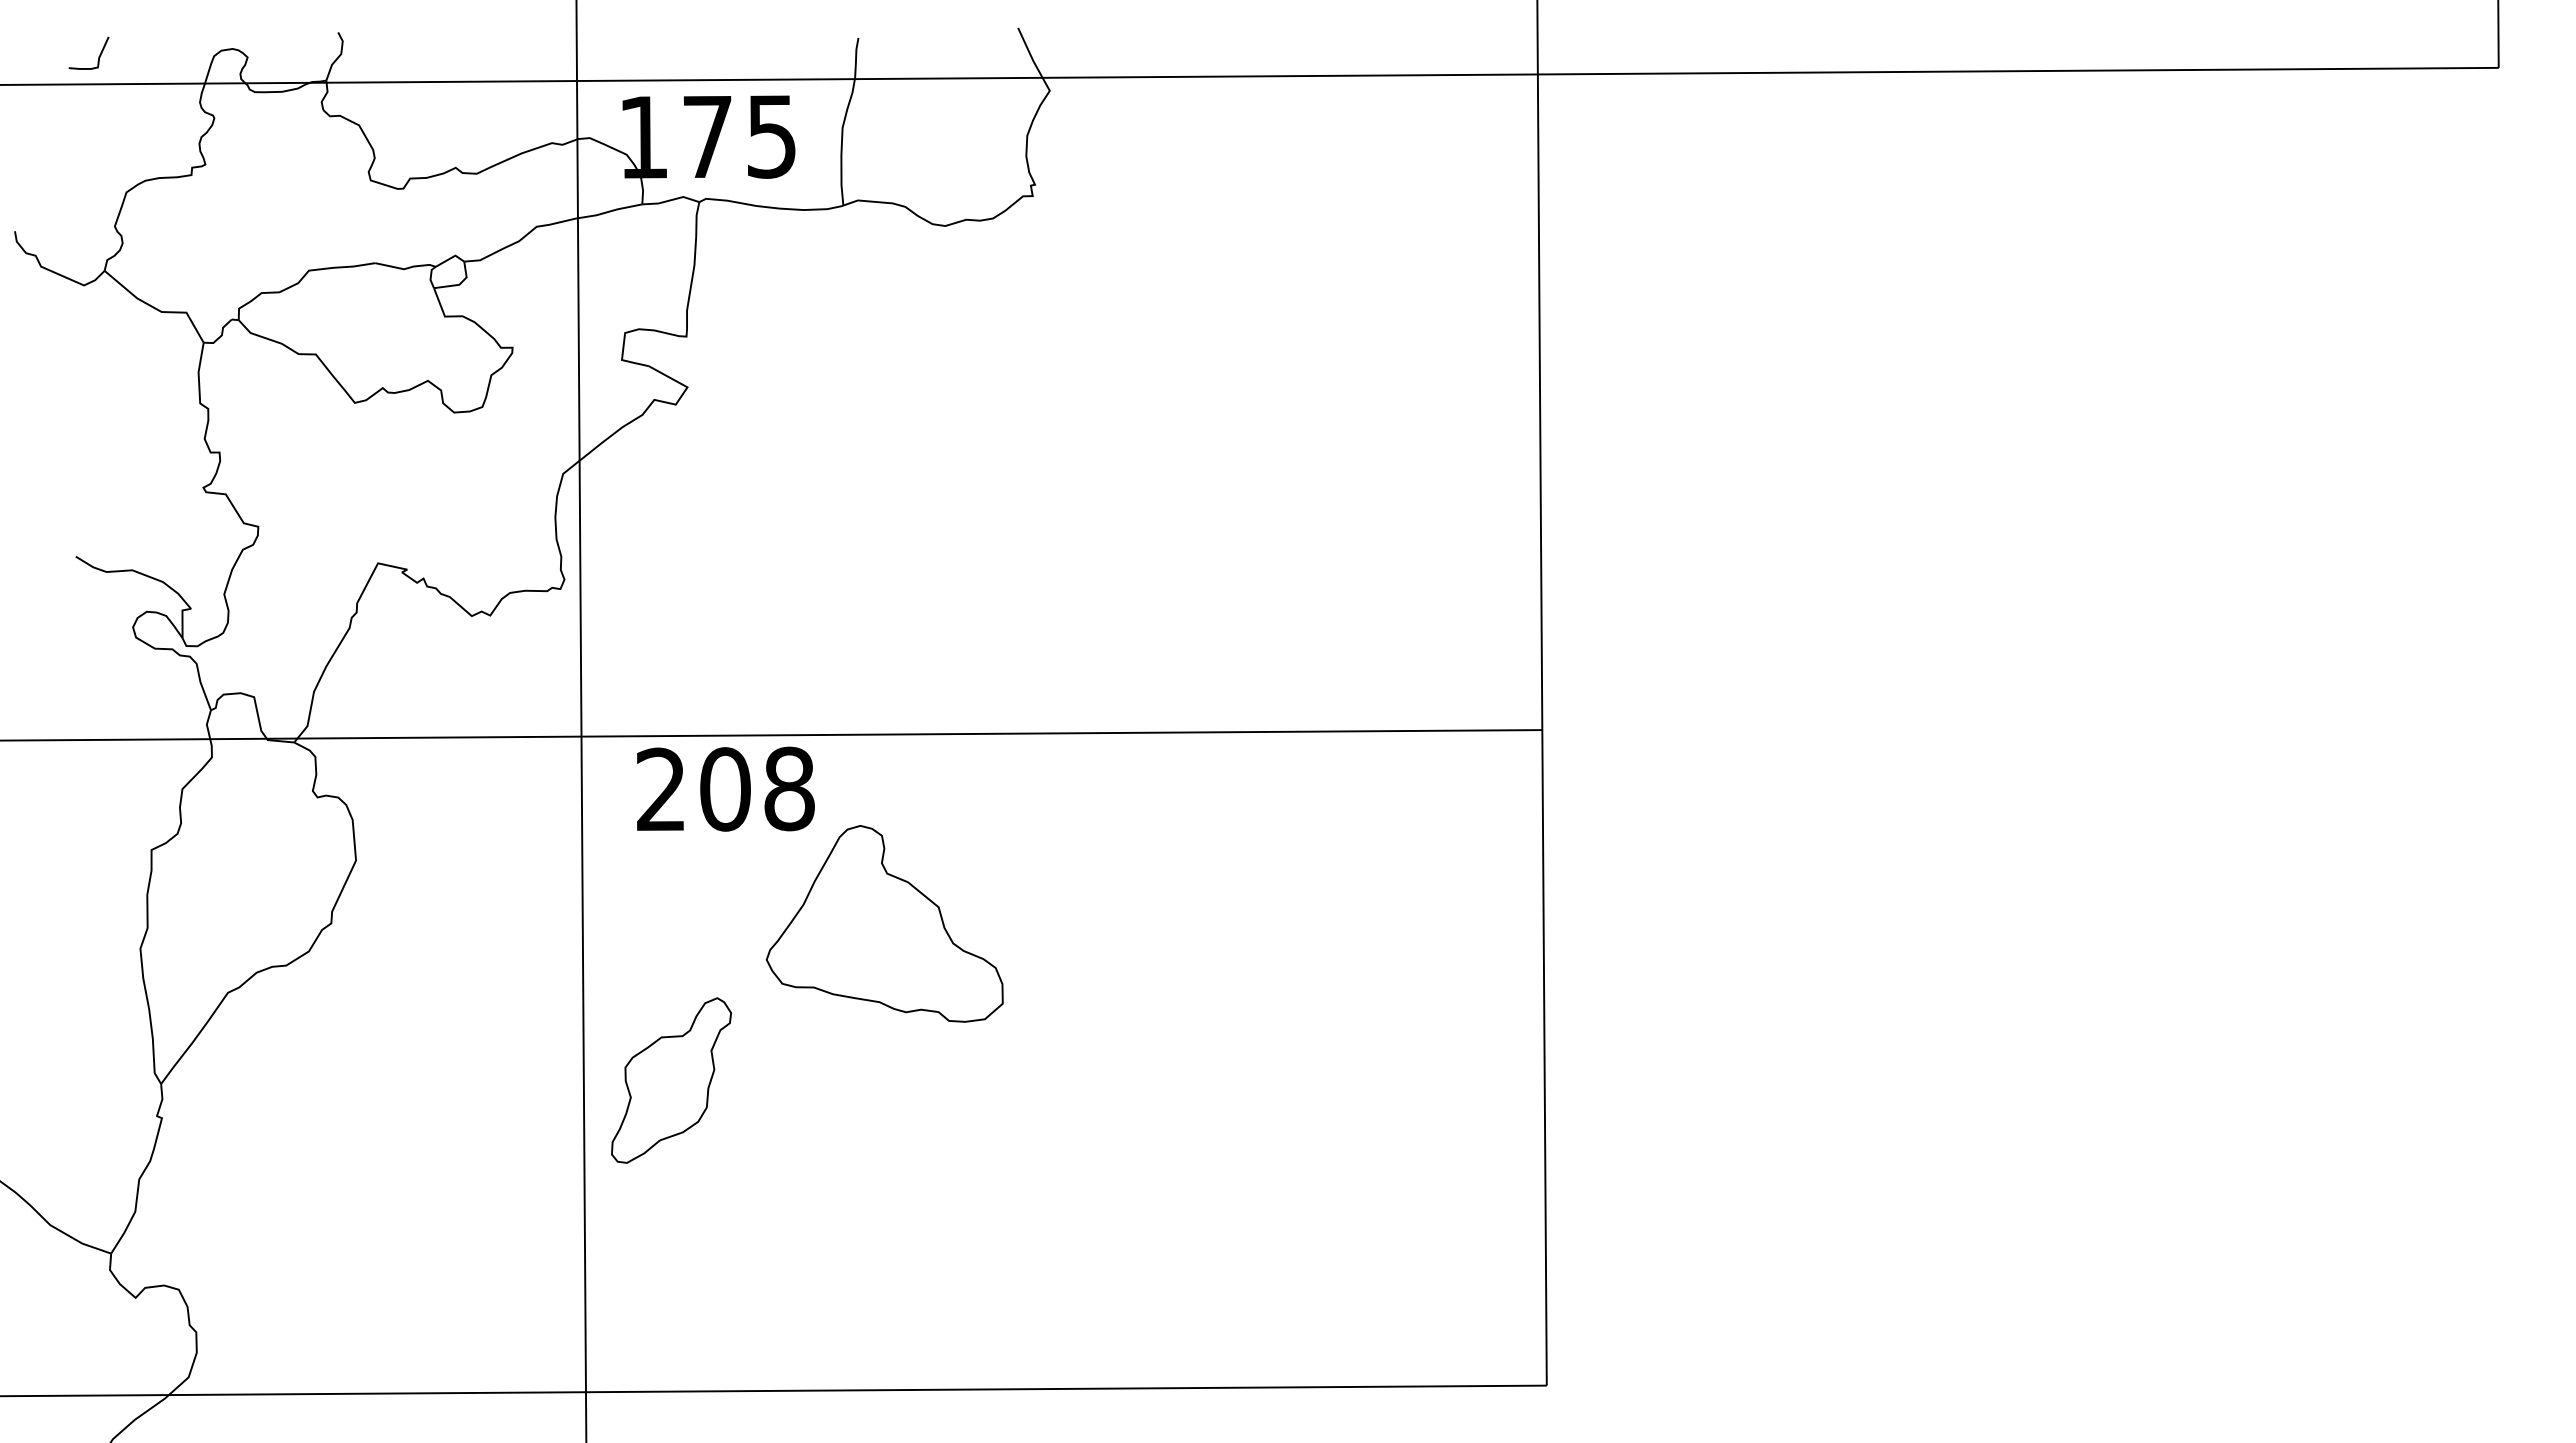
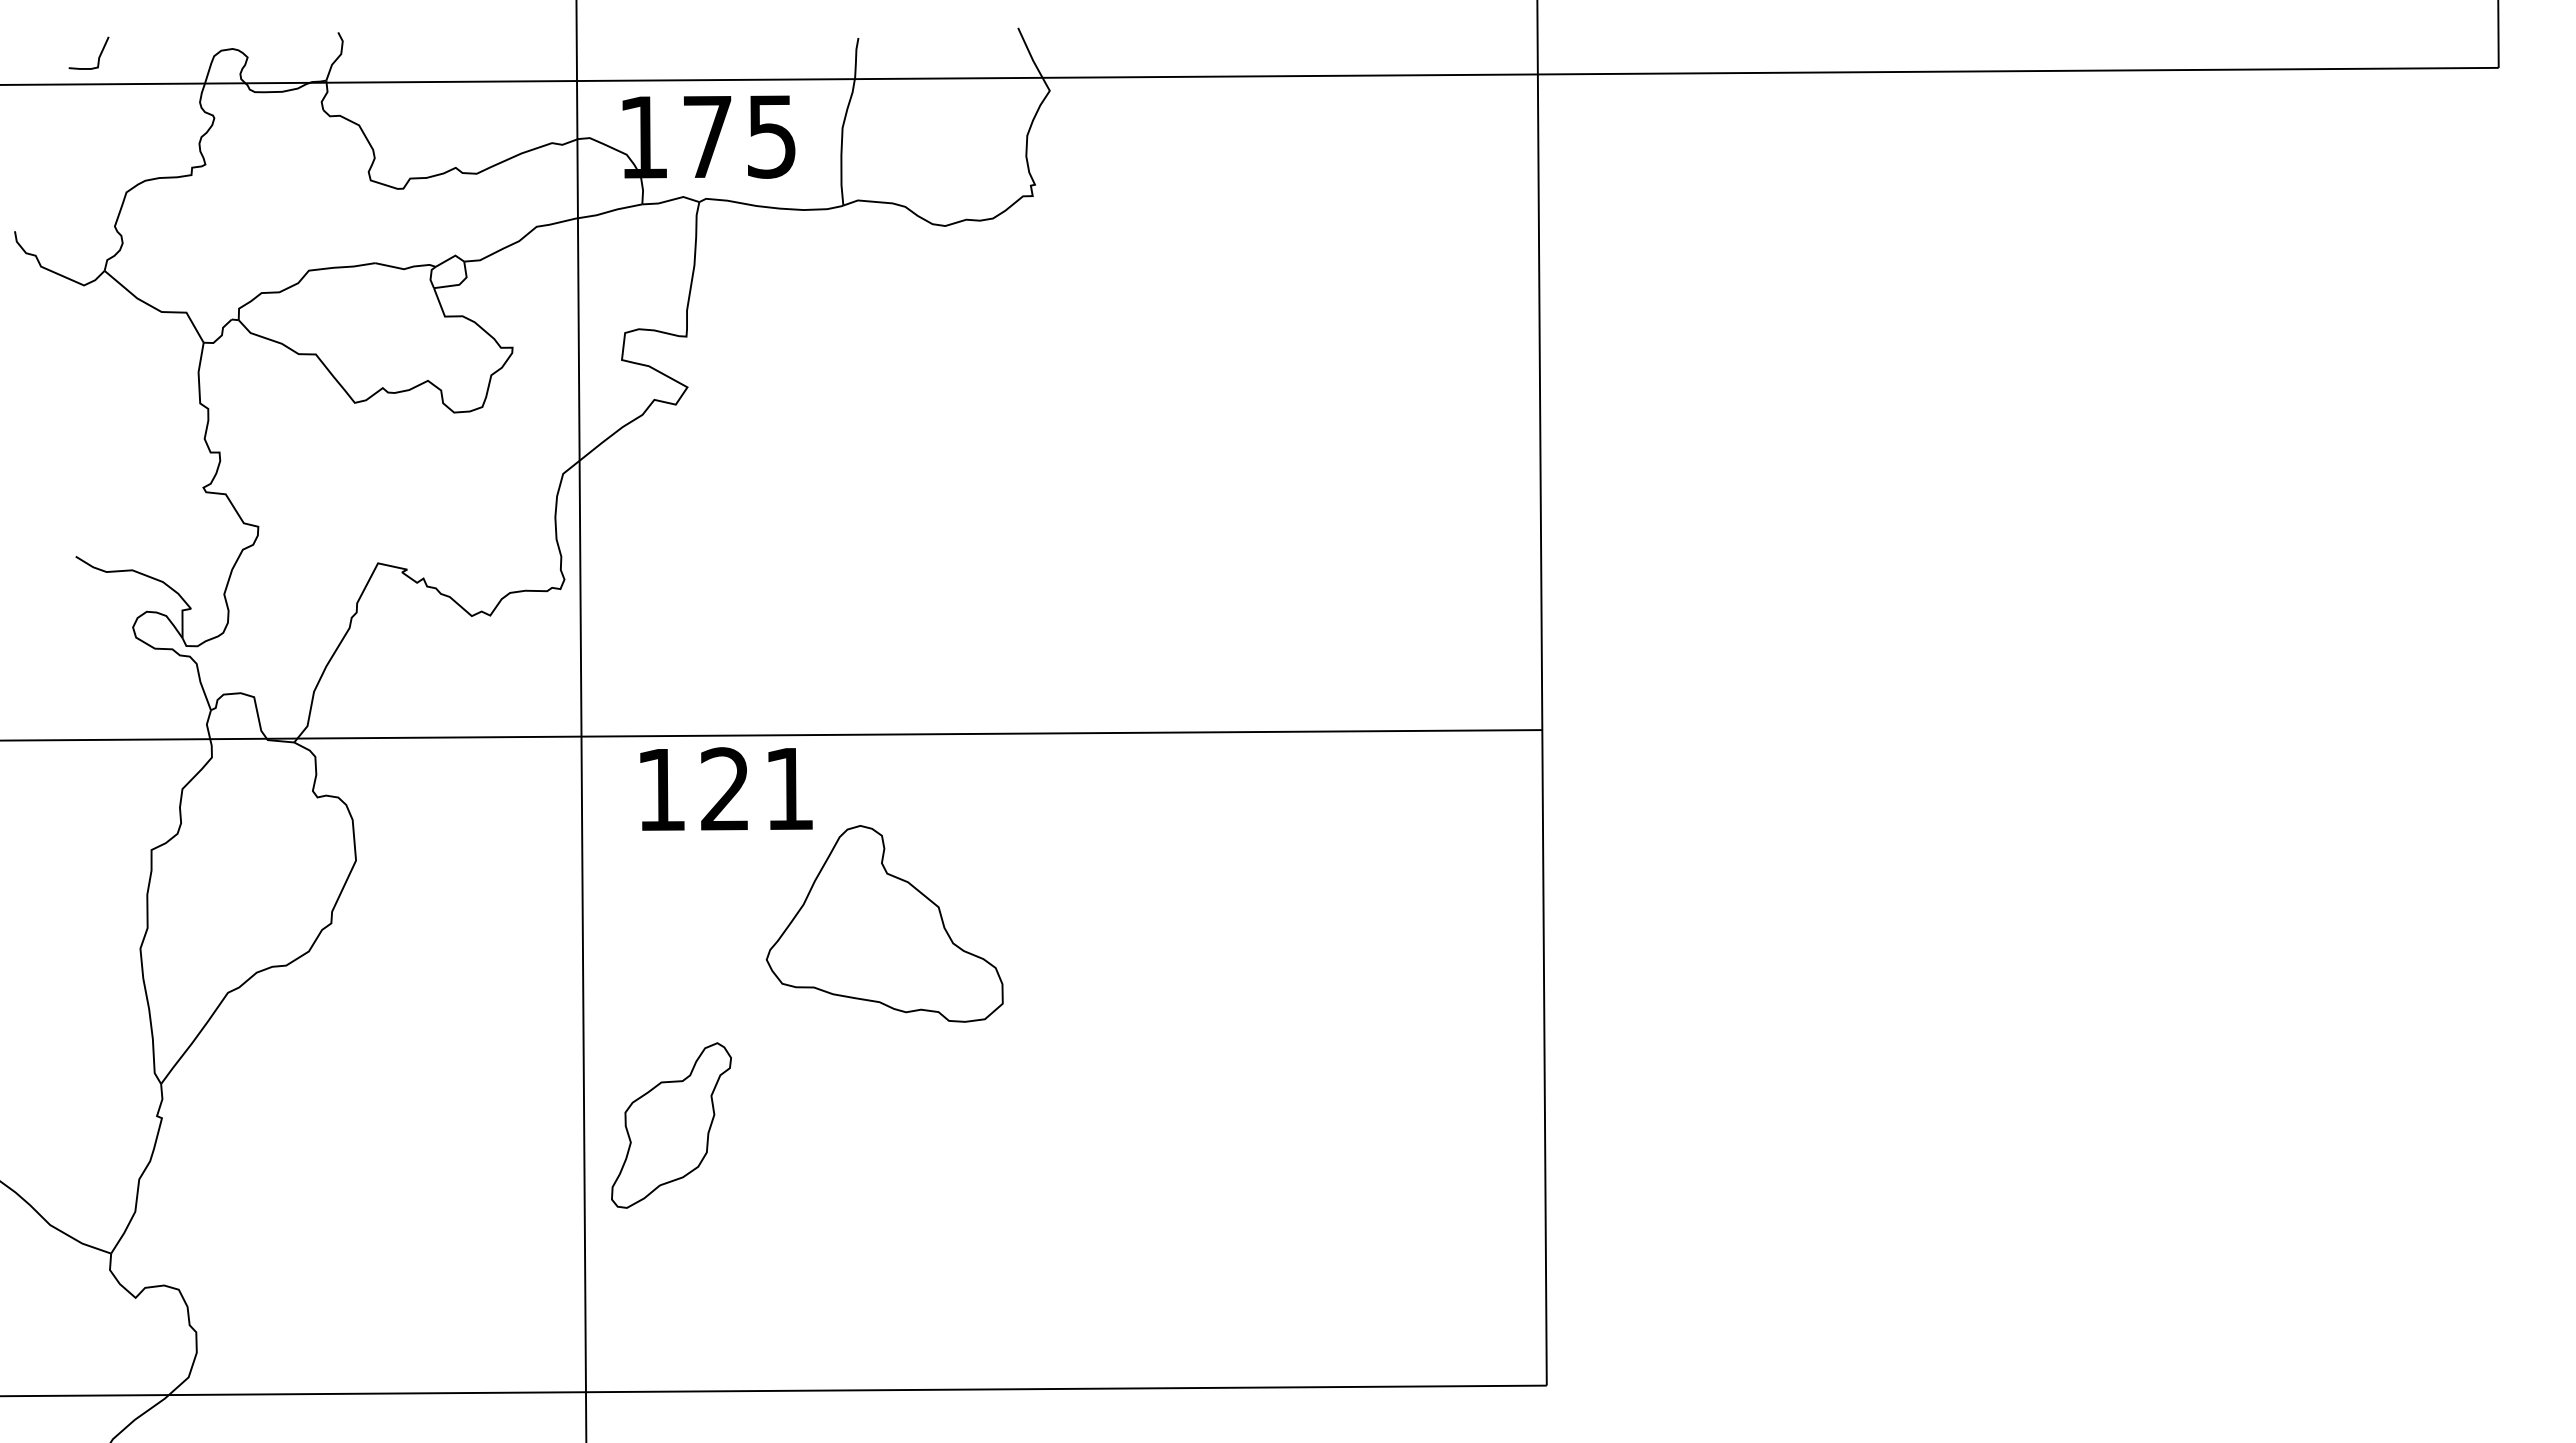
text: 208 -> 121 (725, 788)
part position: (671, 1080) -> (671, 1125) (671, 1125)
